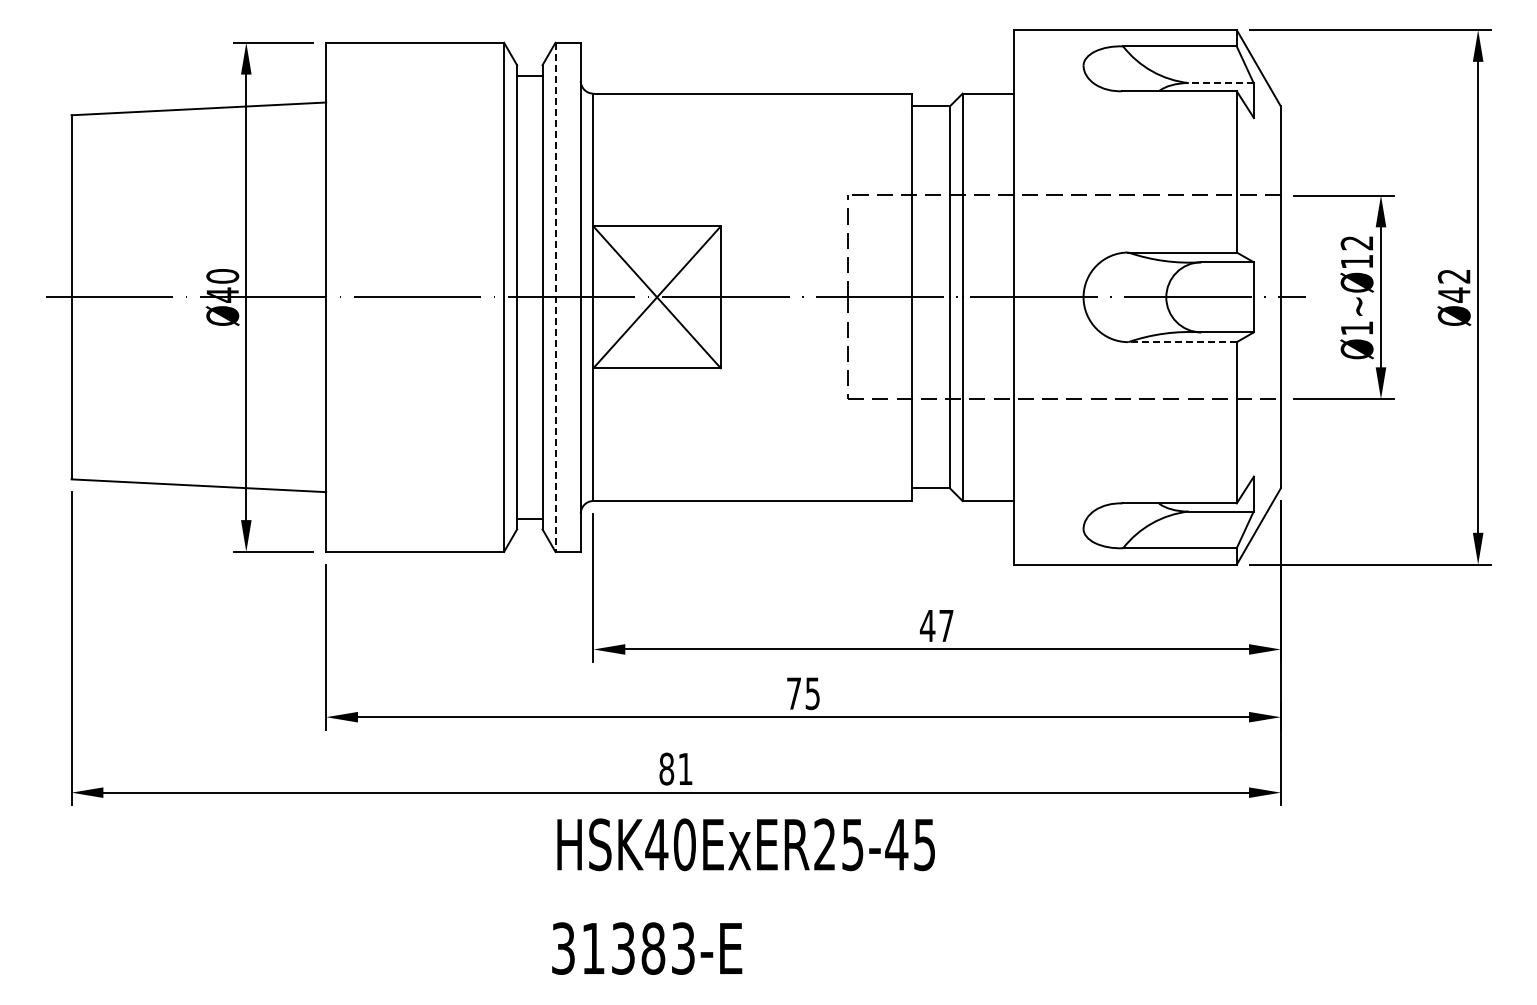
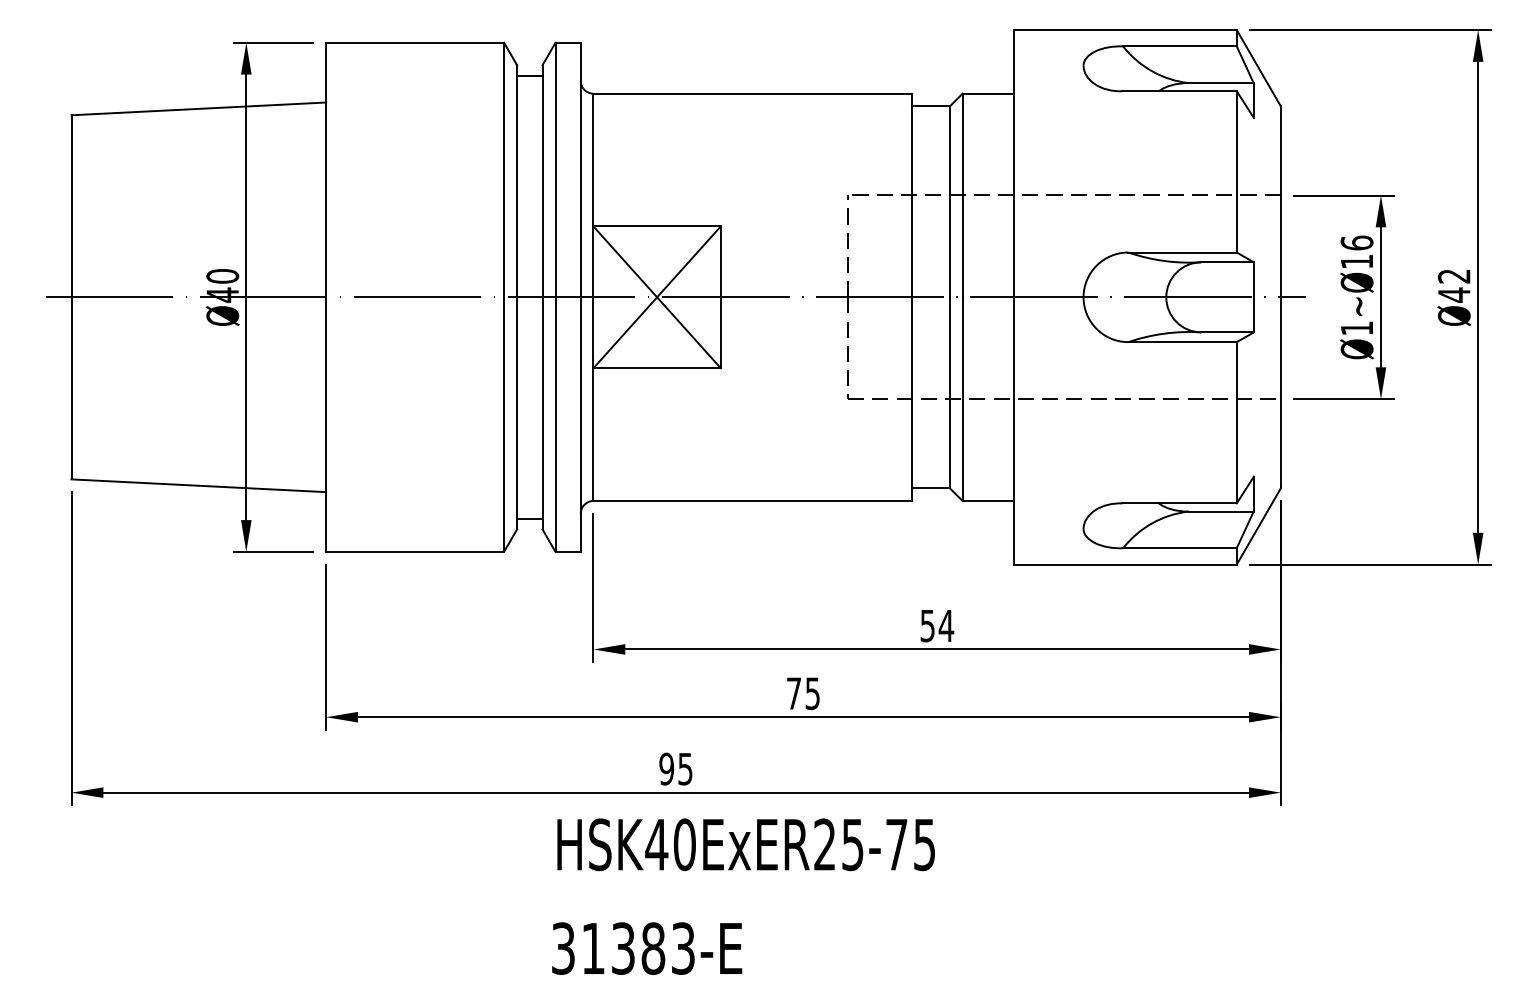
line: dashed -> solid (1221, 83)
text: 12 -> 16 (1356, 242)
line: dashed -> solid (555, 297)
line: dashed -> solid (1182, 342)
text: 47 -> 54 (936, 626)
text: 81 -> 95 (675, 768)
text: HSK40ExER25-45 -> HSK40ExER25-75 (896, 844)
